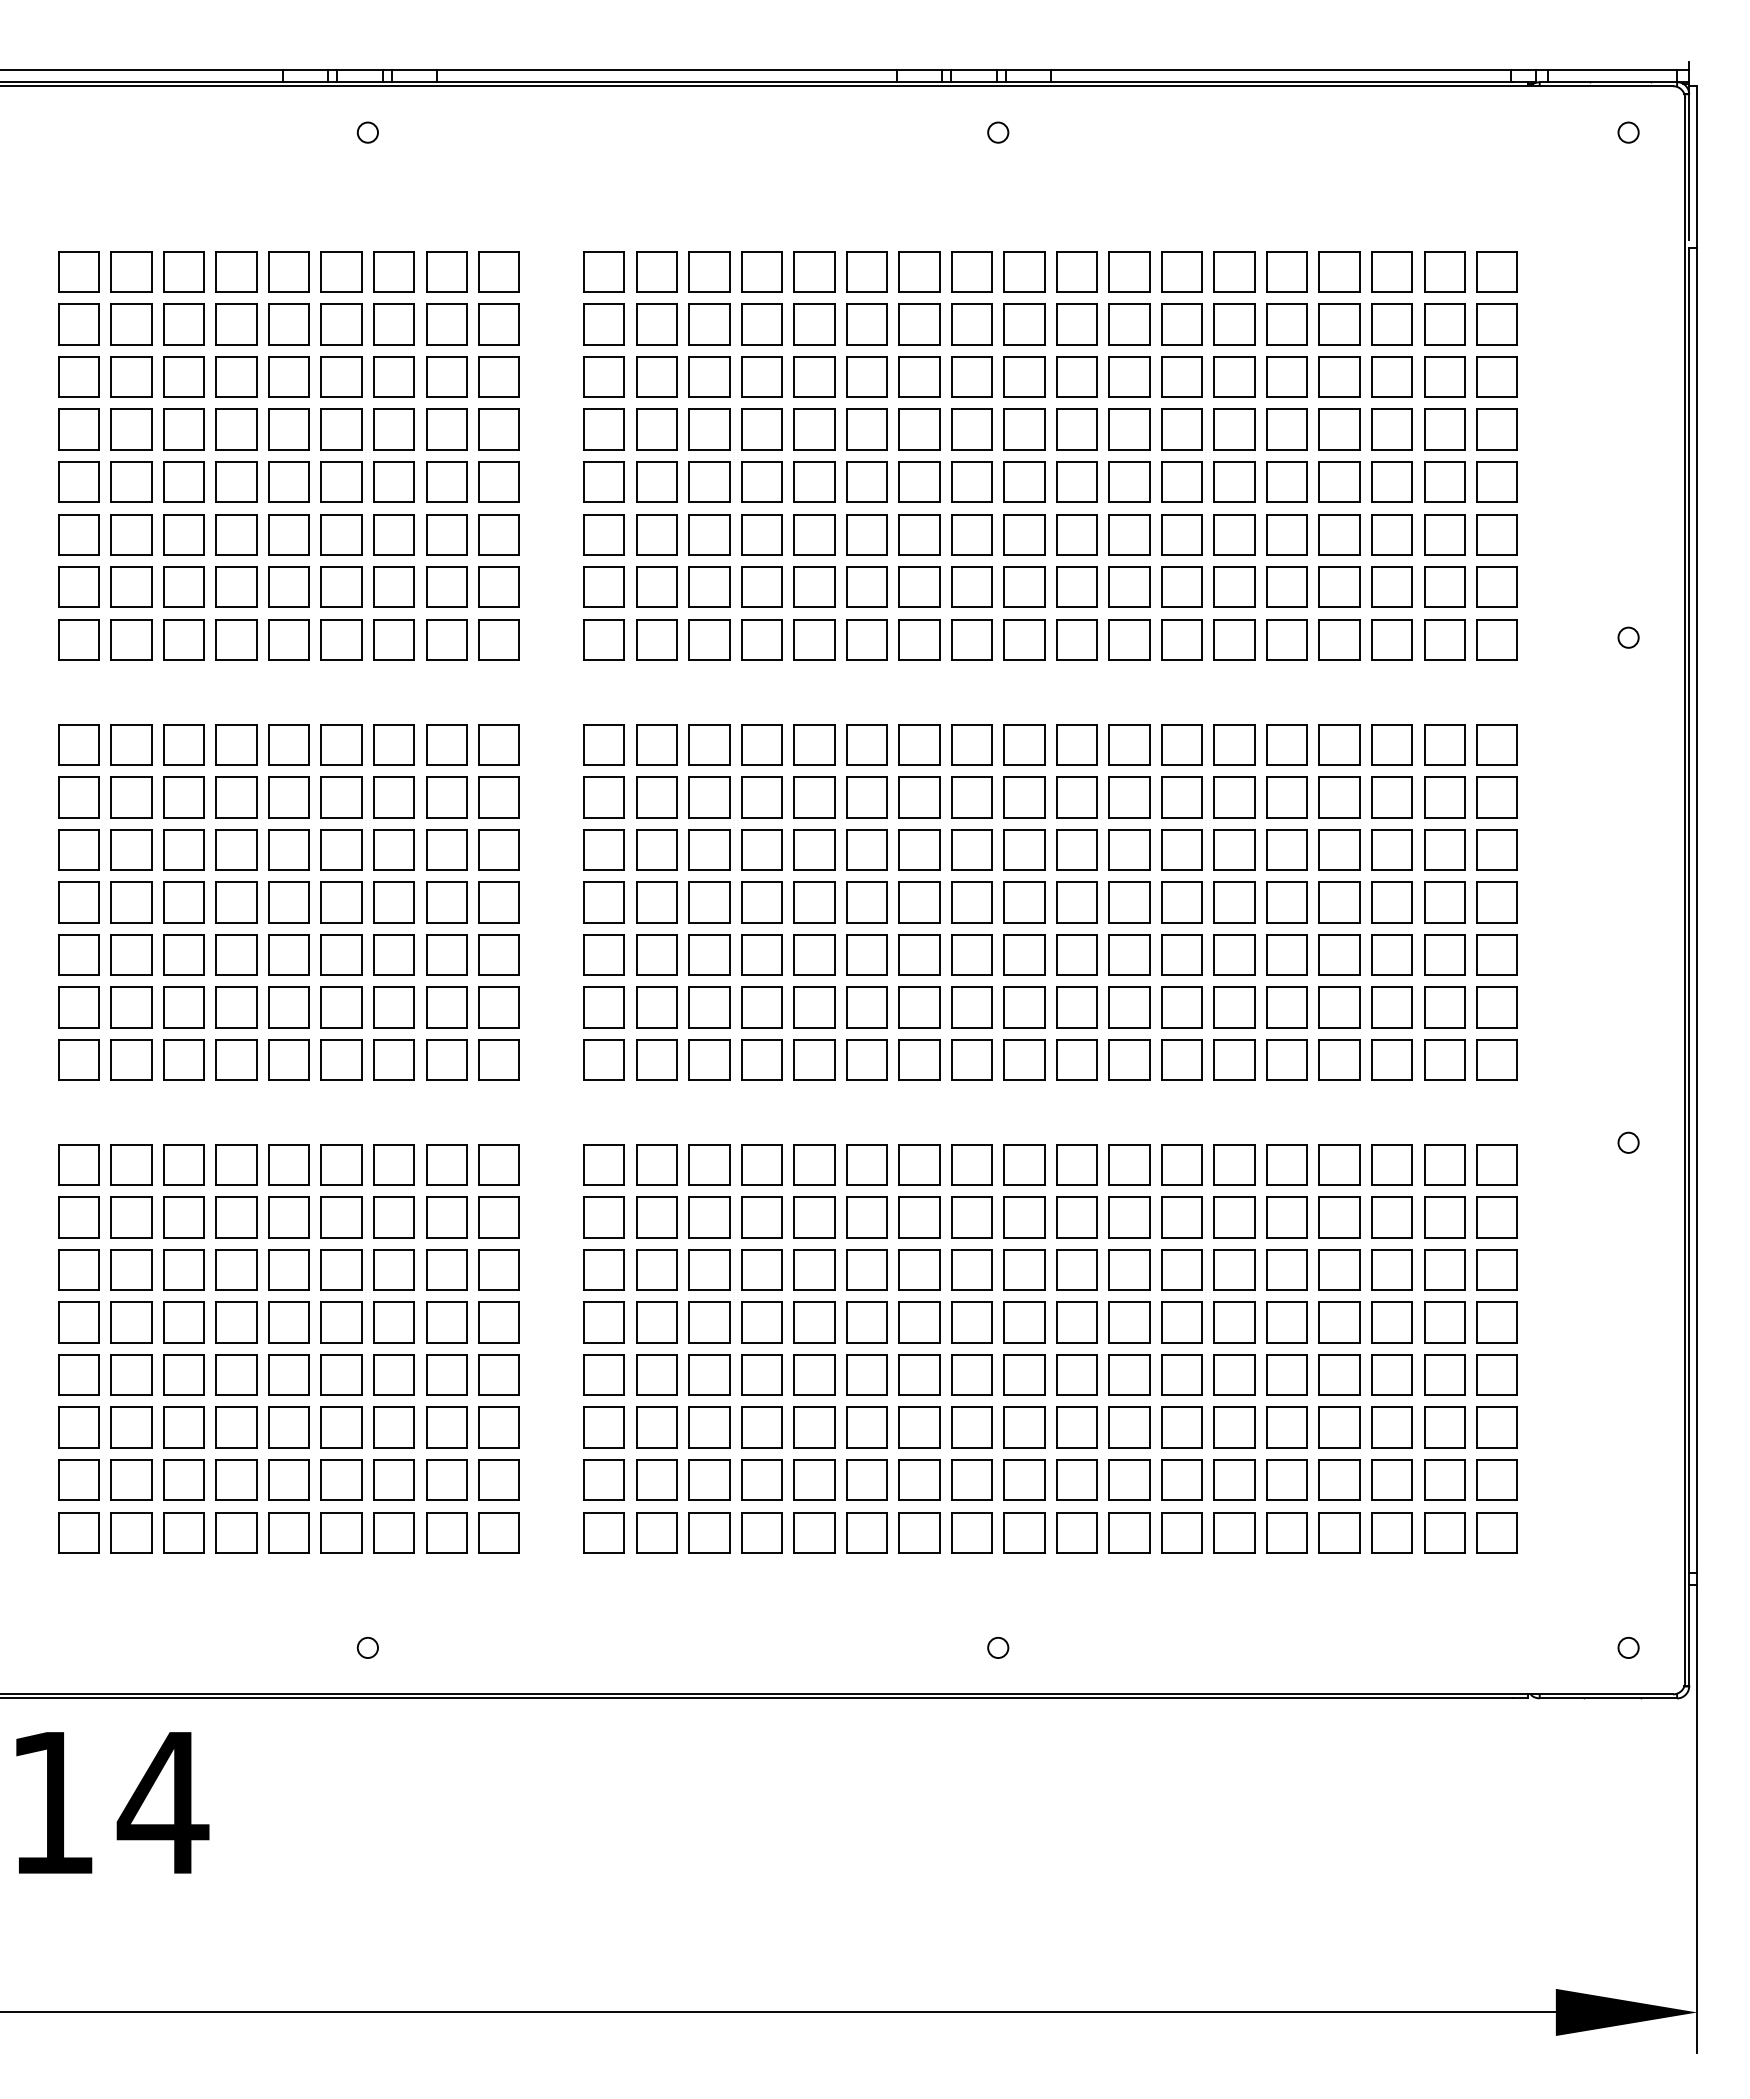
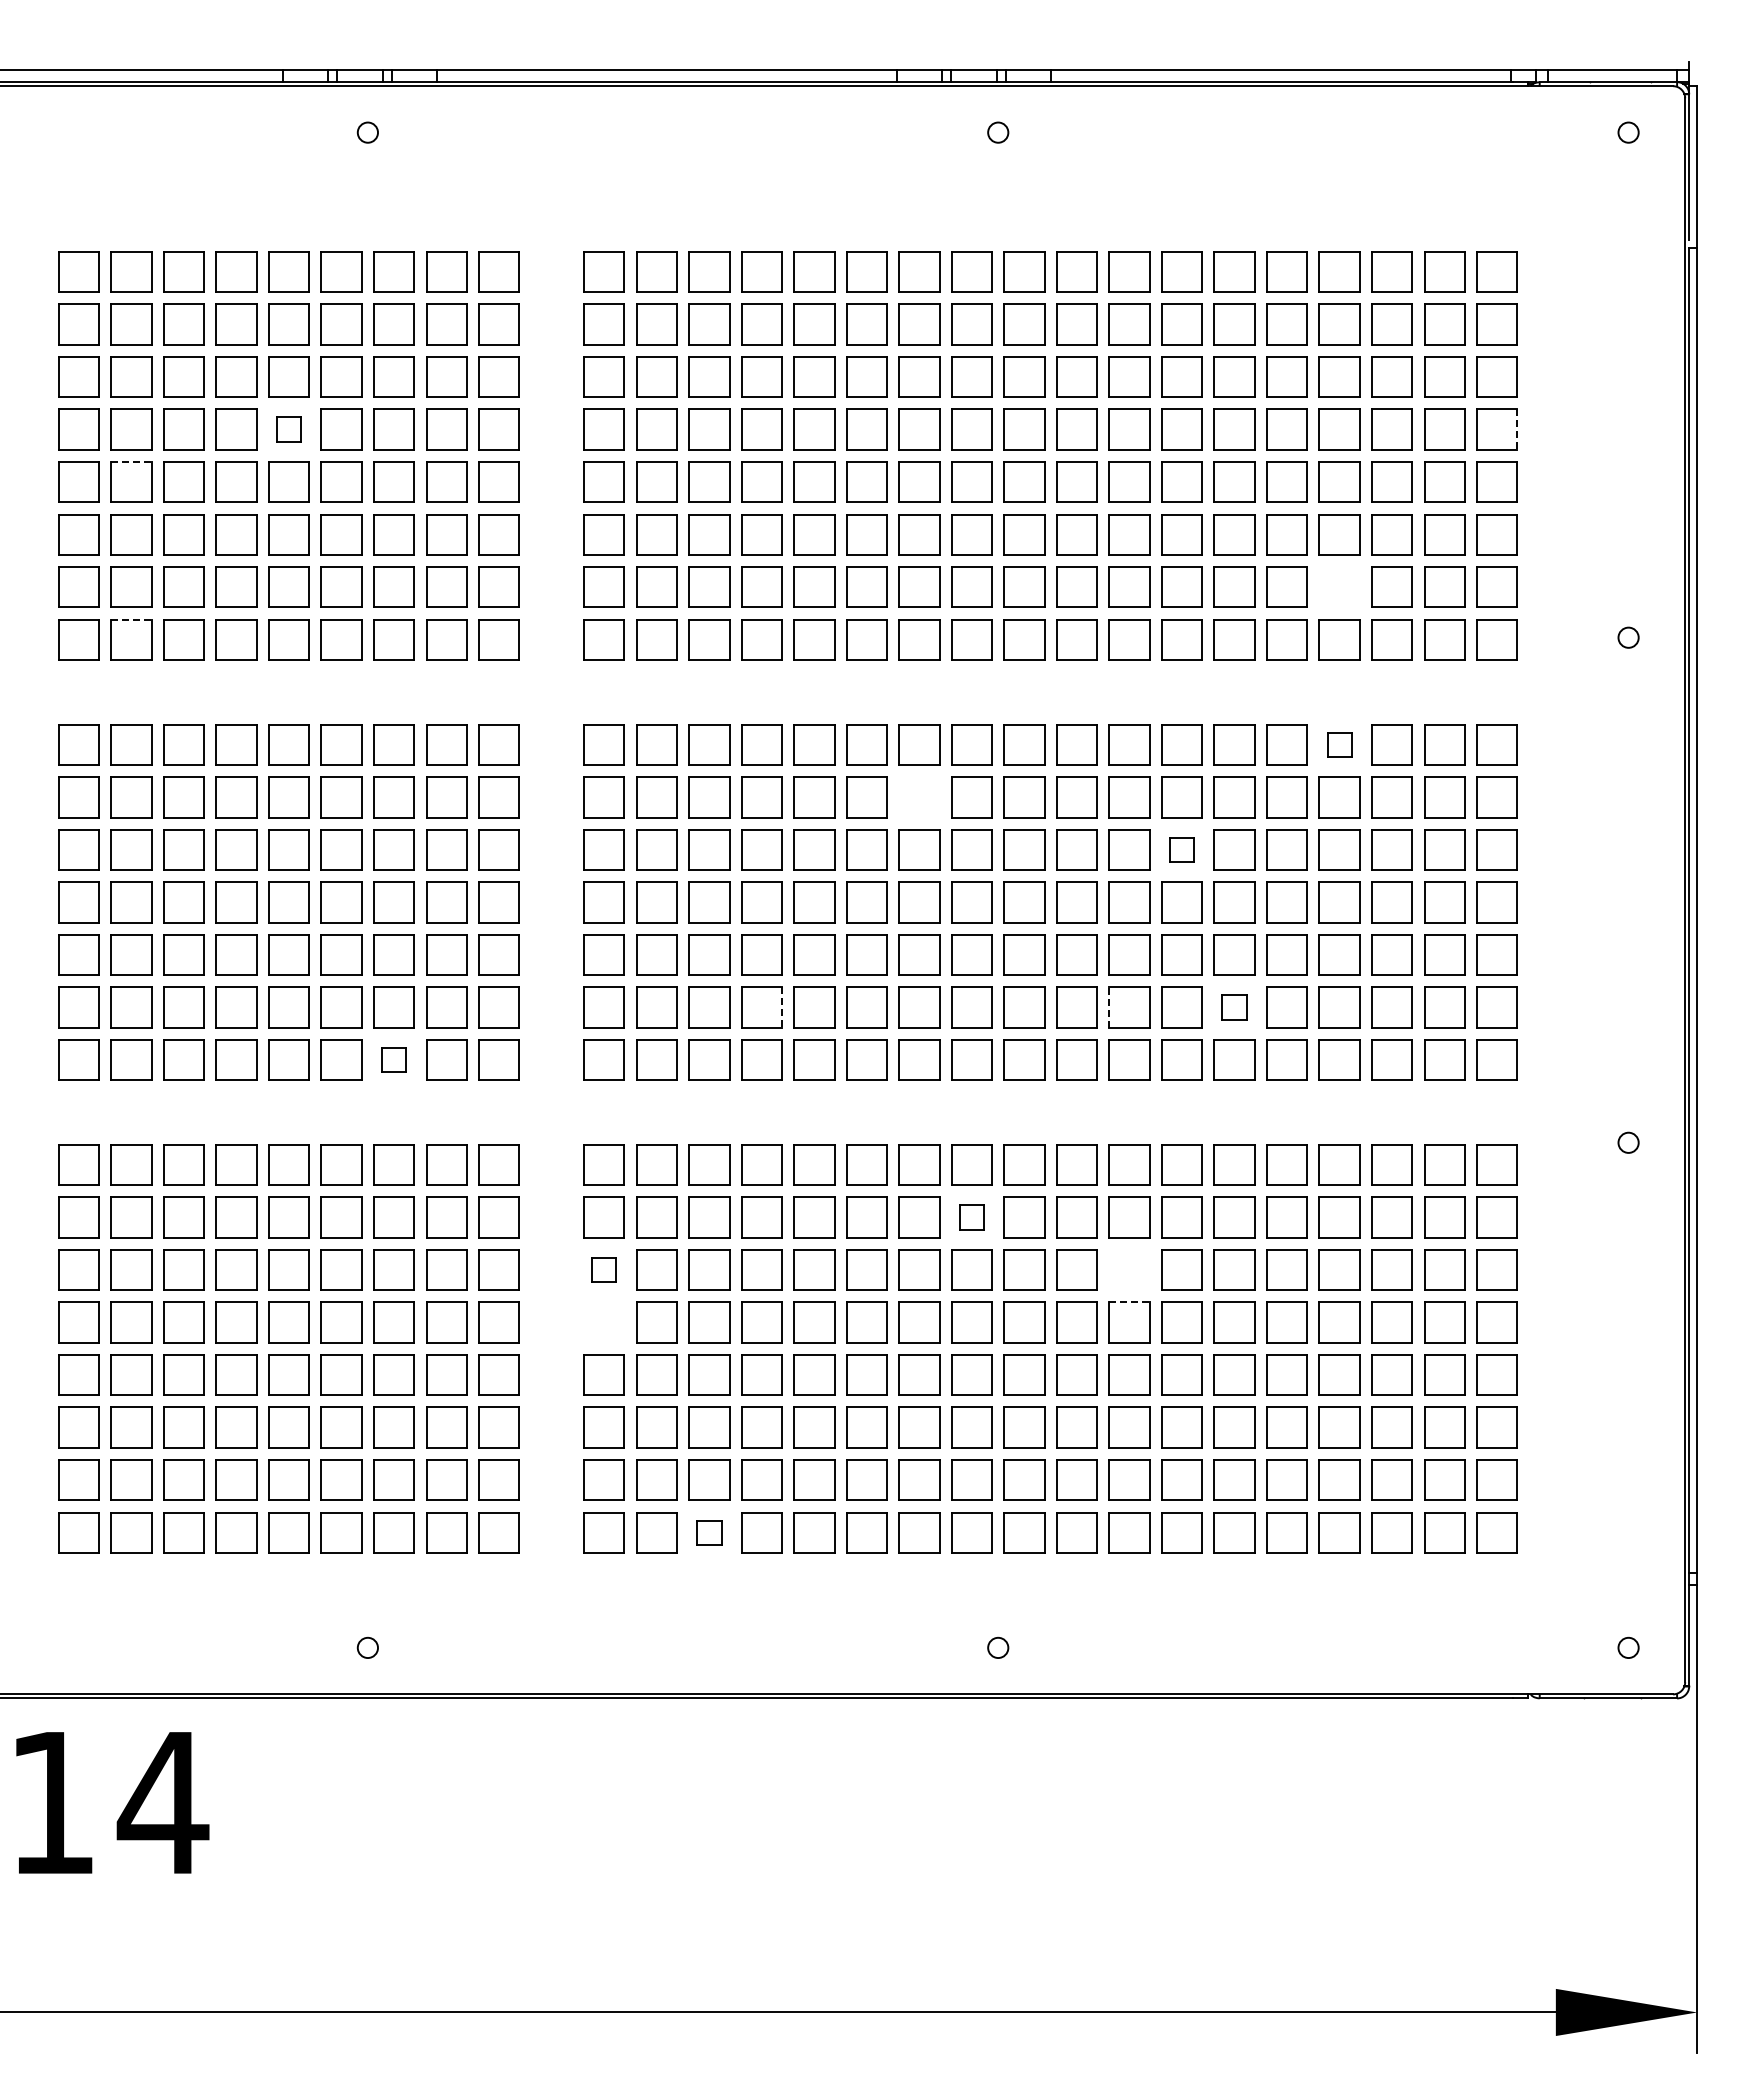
part size: 42x43 px -> 26x27 px (288, 429)
line: solid -> dashed (1517, 430)
line: solid -> dashed (132, 461)
part: present -> none (1339, 586)
line: solid -> dashed (132, 619)
part size: 43x42 px -> 26x26 px (1339, 744)
part: present -> none (919, 797)
part size: 42x42 px -> 26x26 px (1181, 849)
line: solid -> dashed (1109, 1006)
line: solid -> dashed (782, 1007)
part size: 43x43 px -> 27x27 px (1234, 1007)
part size: 42x42 px -> 26x26 px (393, 1059)
part size: 42x43 px -> 26x27 px (971, 1217)
part size: 42x42 px -> 26x26 px (603, 1269)
part: present -> none (1129, 1269)
line: solid -> dashed (1130, 1302)
part: present -> none (603, 1322)
part size: 43x42 px -> 27x26 px (709, 1532)
